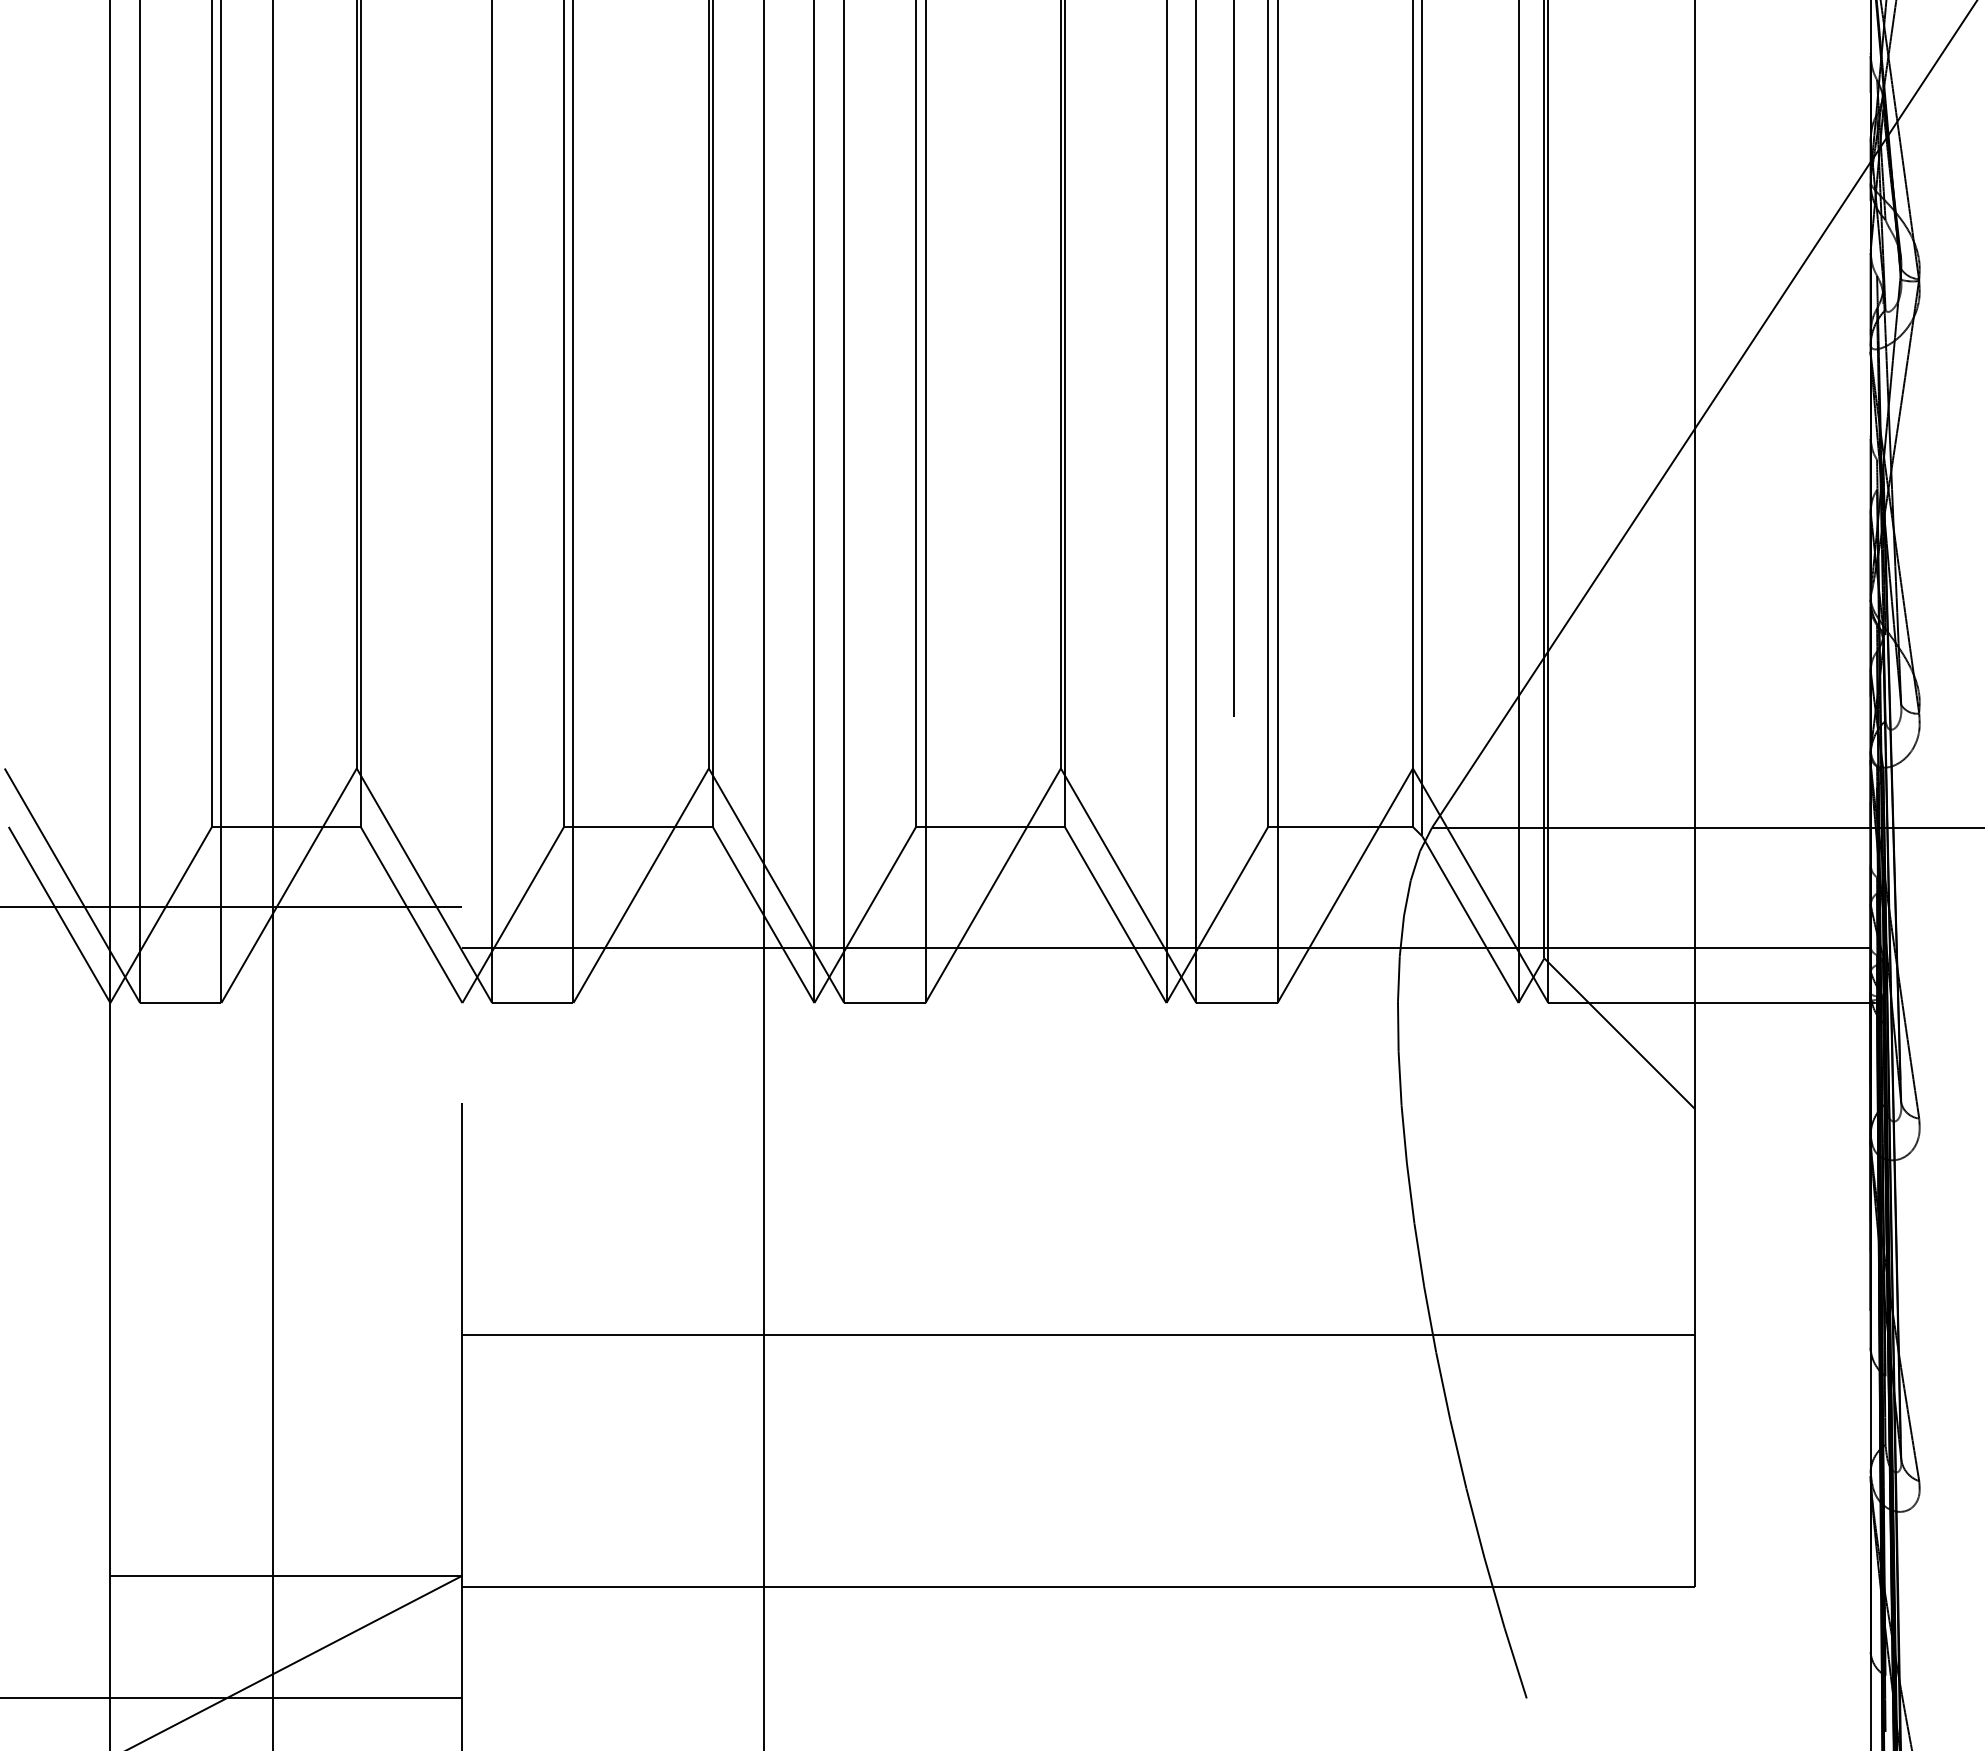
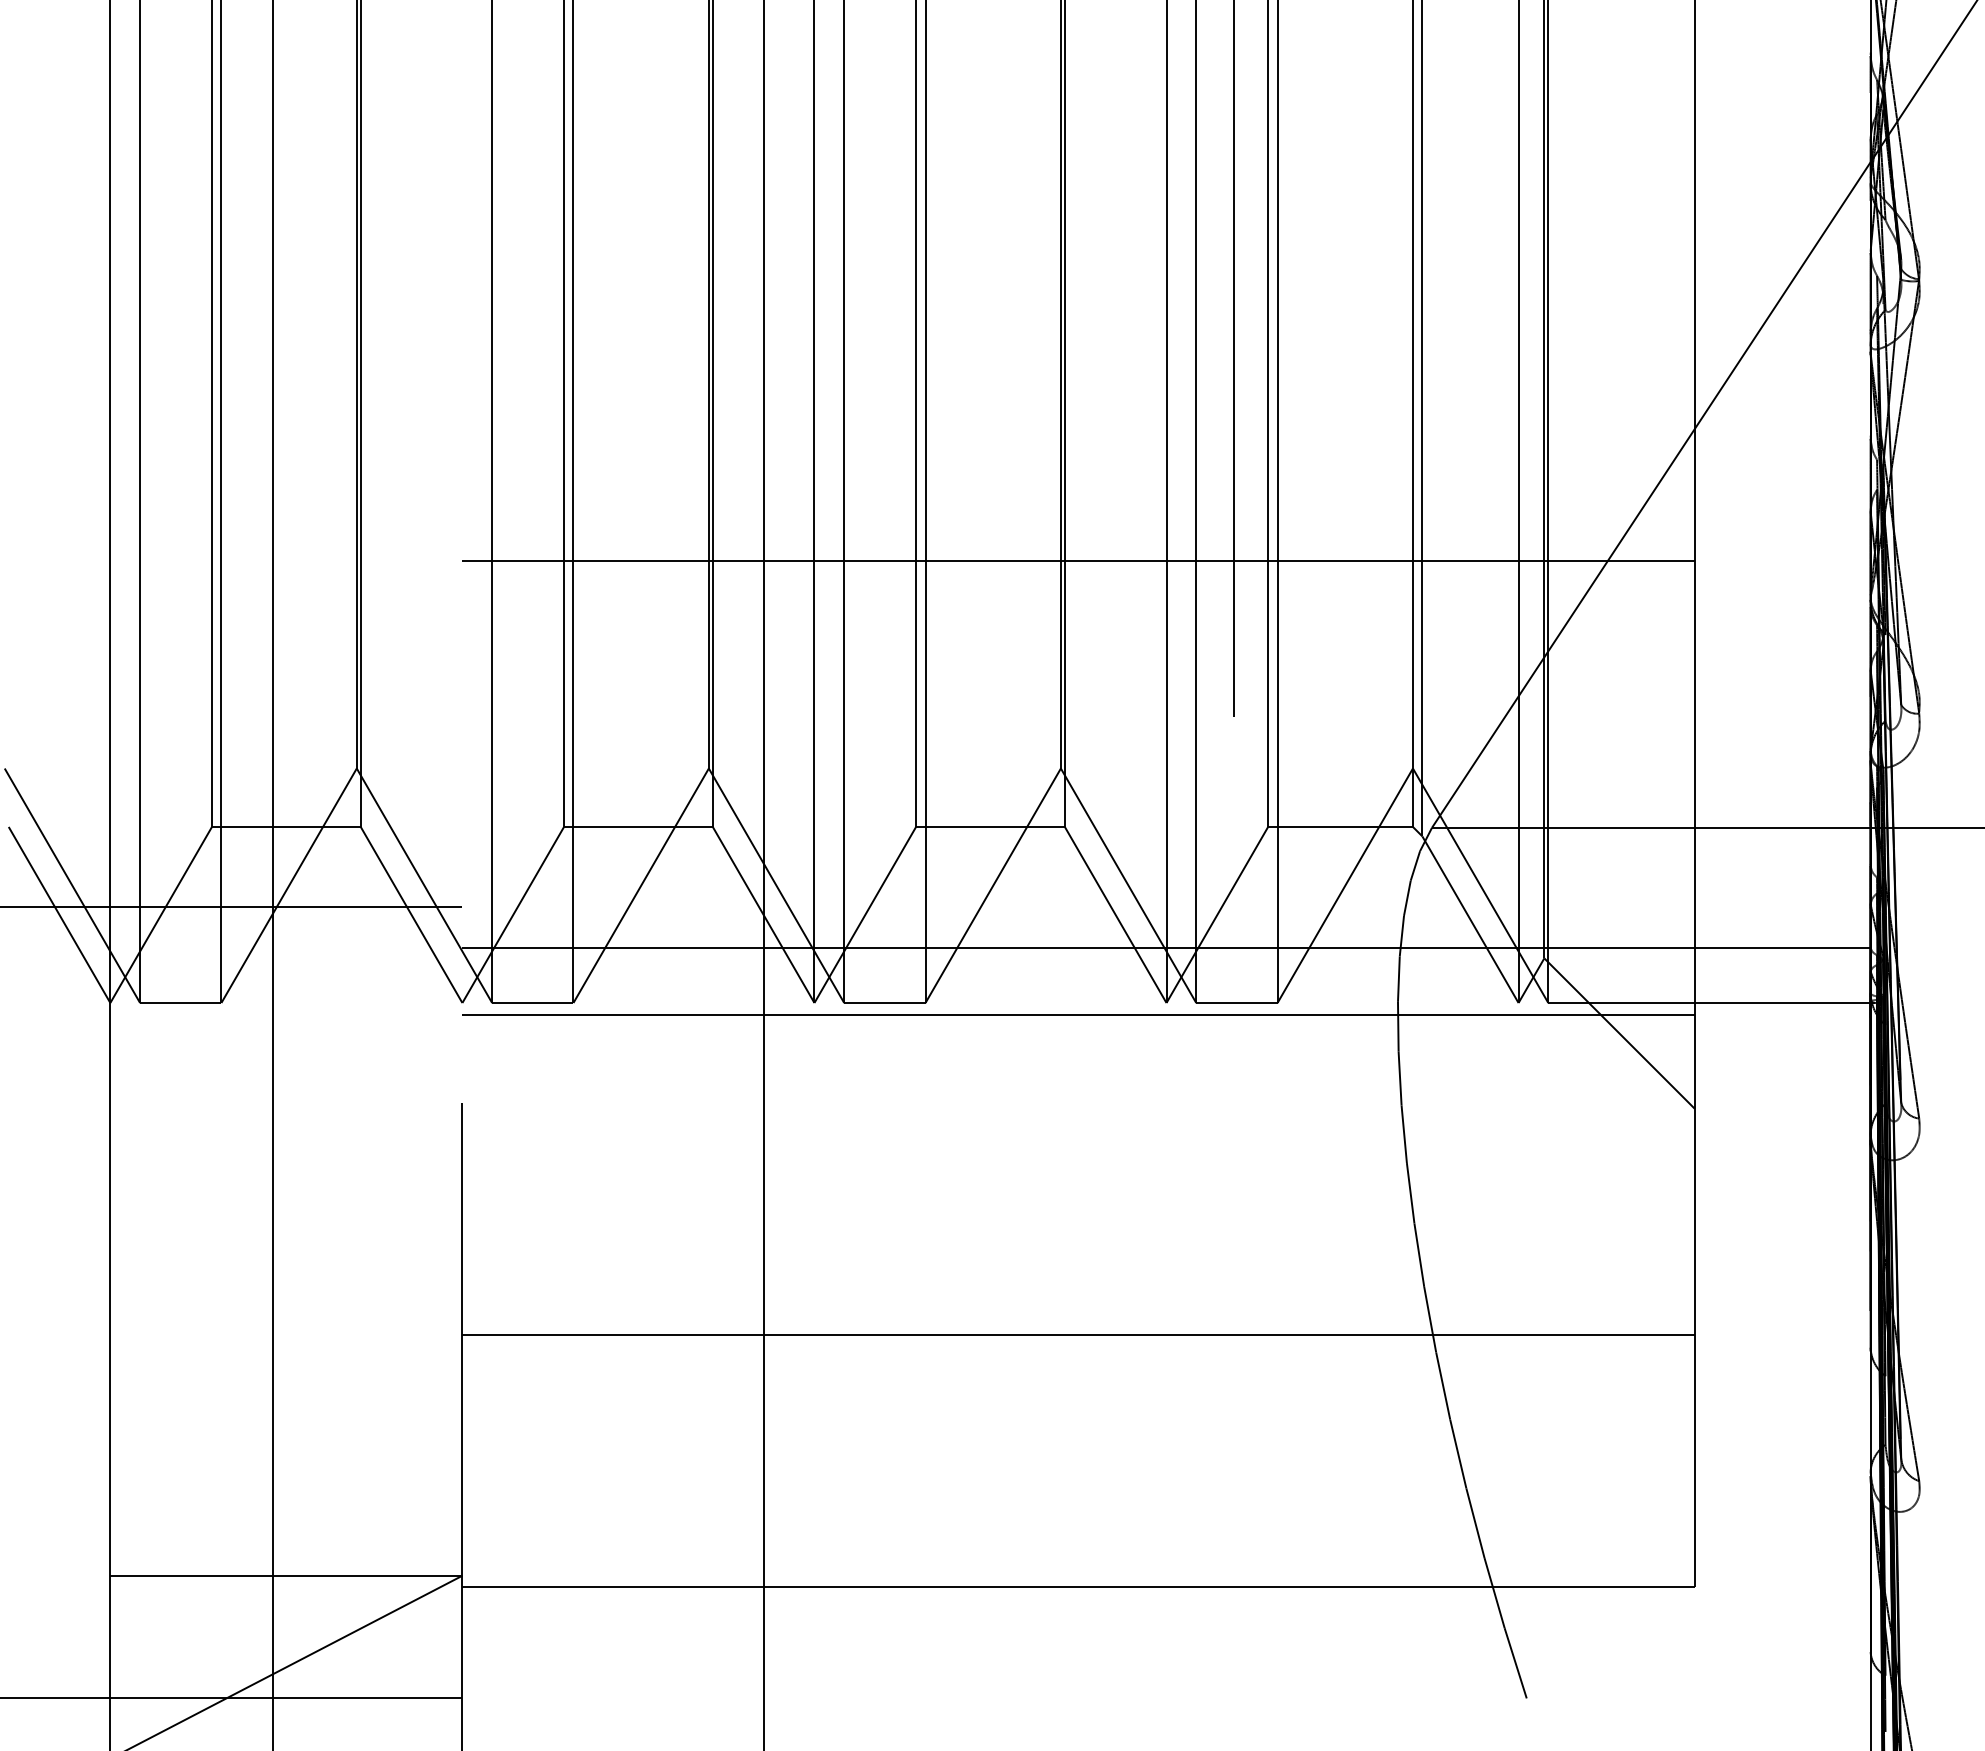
line: none -> present (1078, 561)
line: none -> present (1078, 1014)
